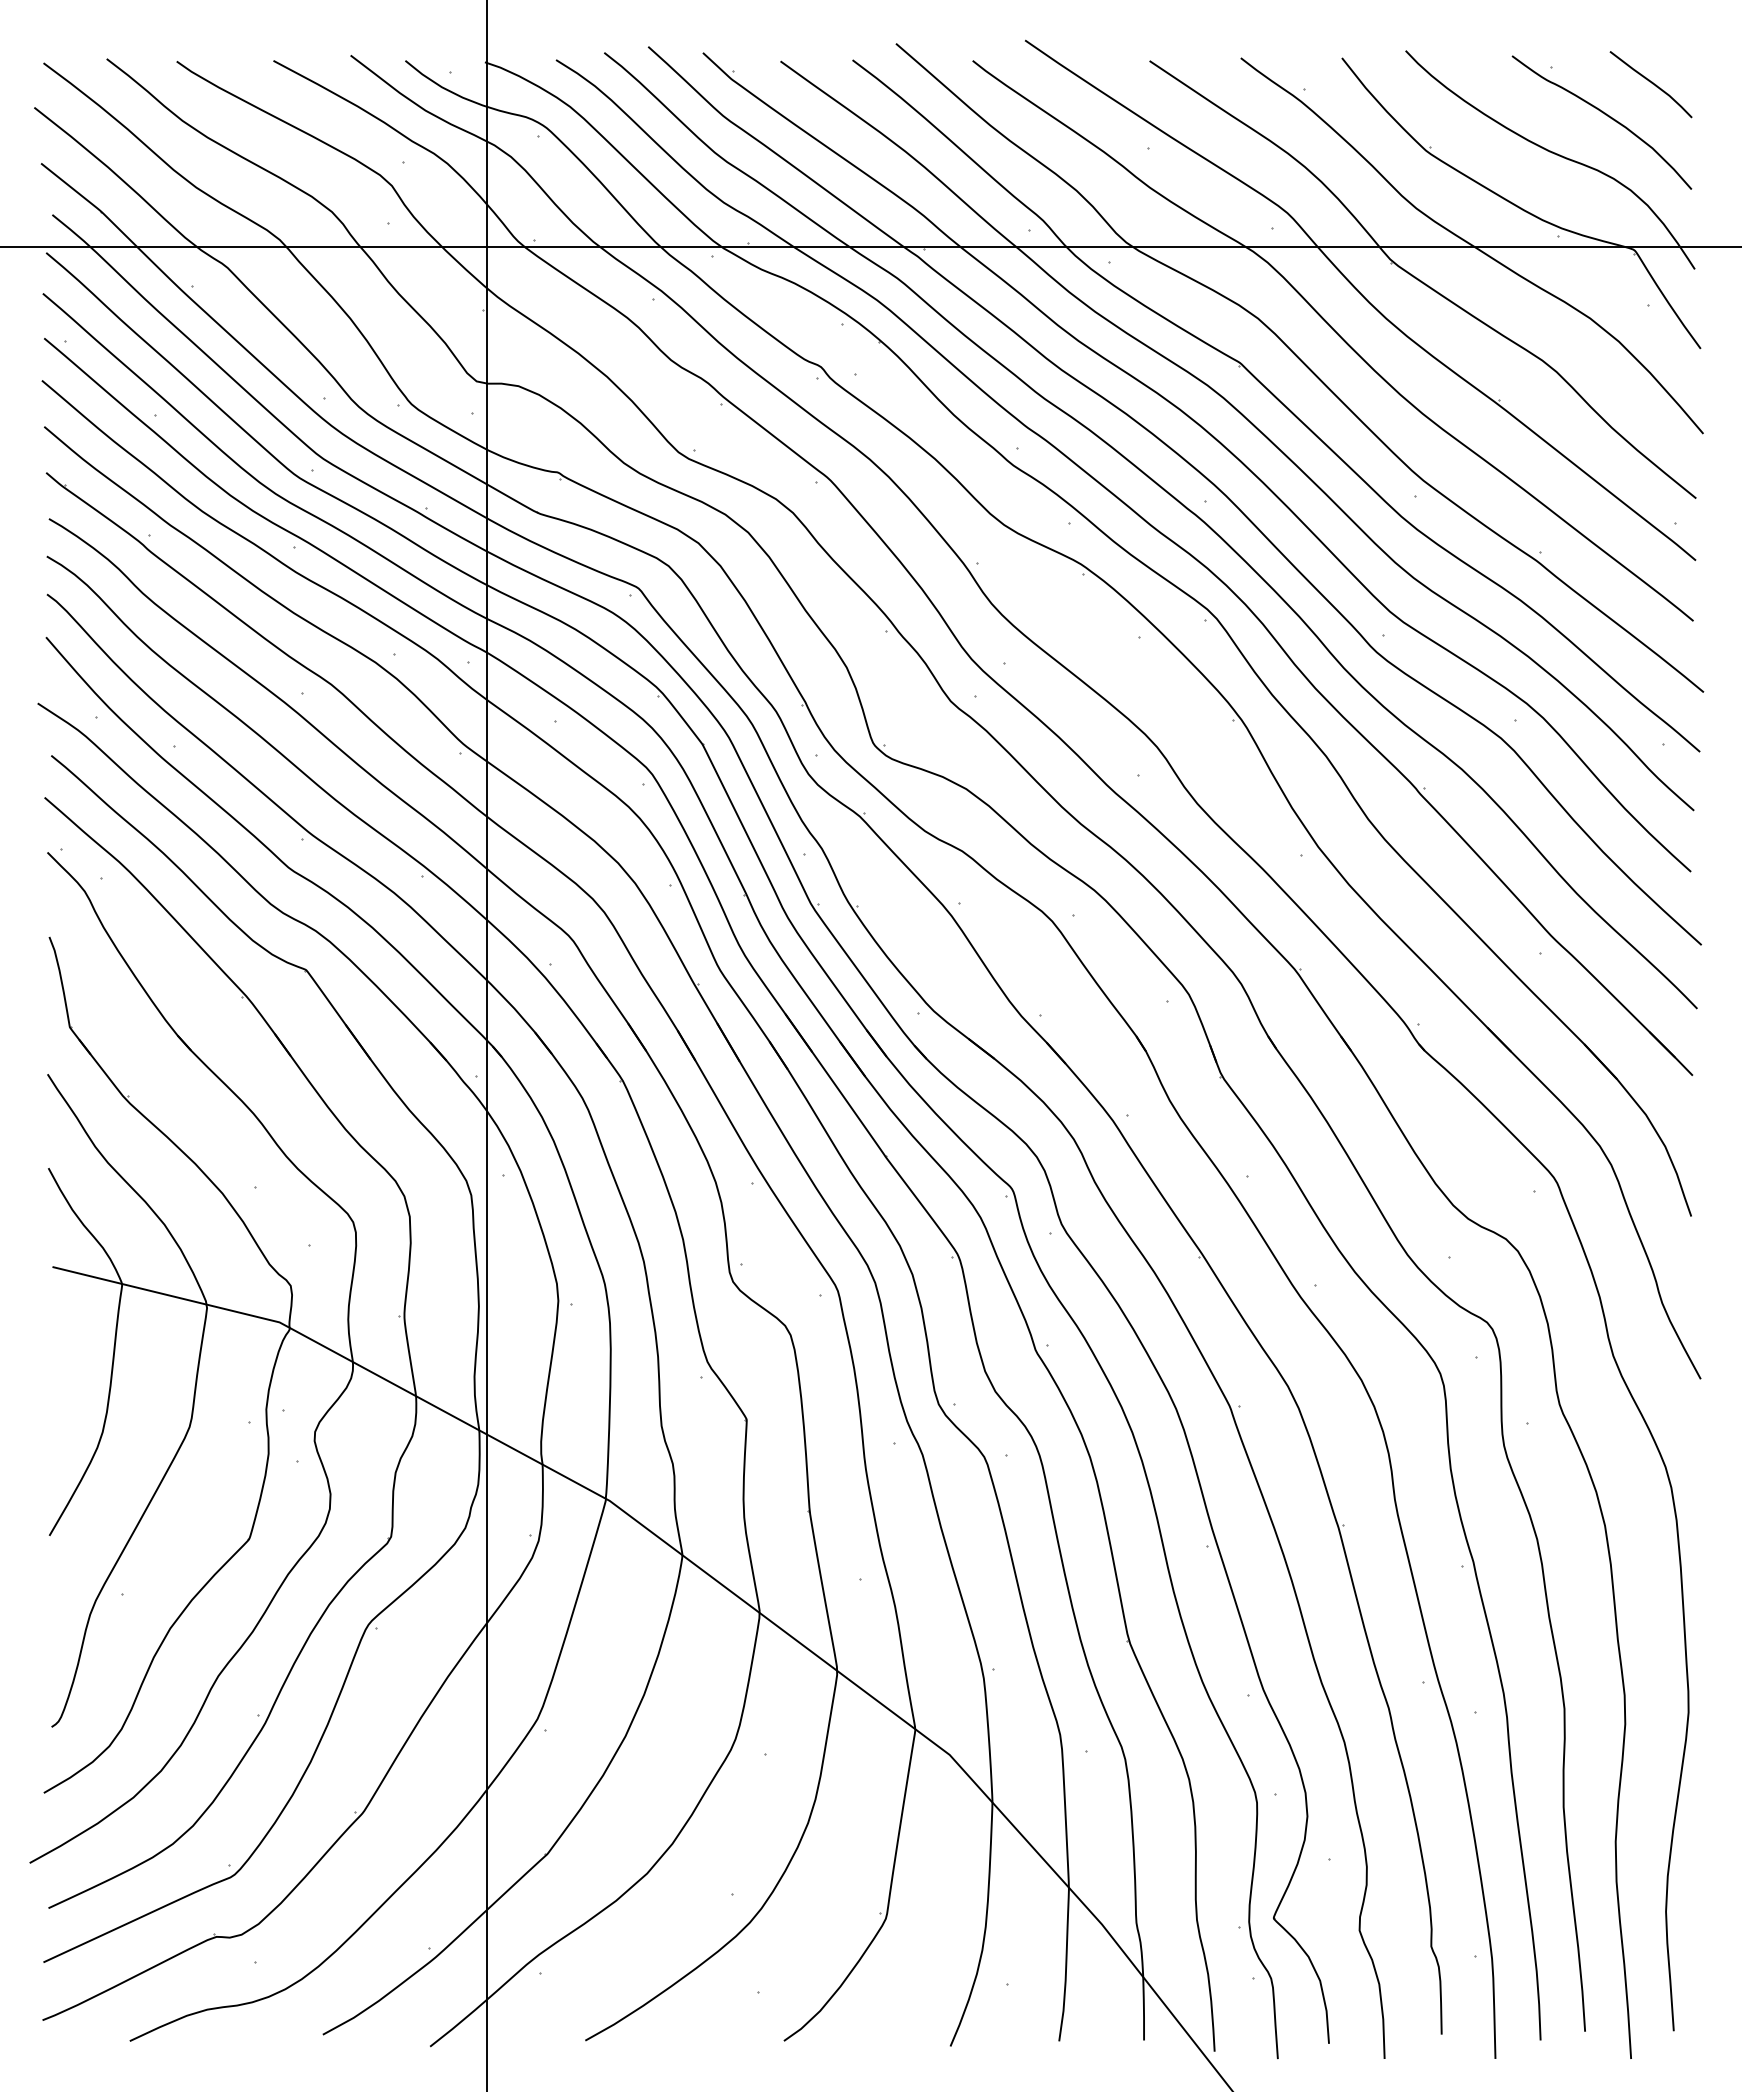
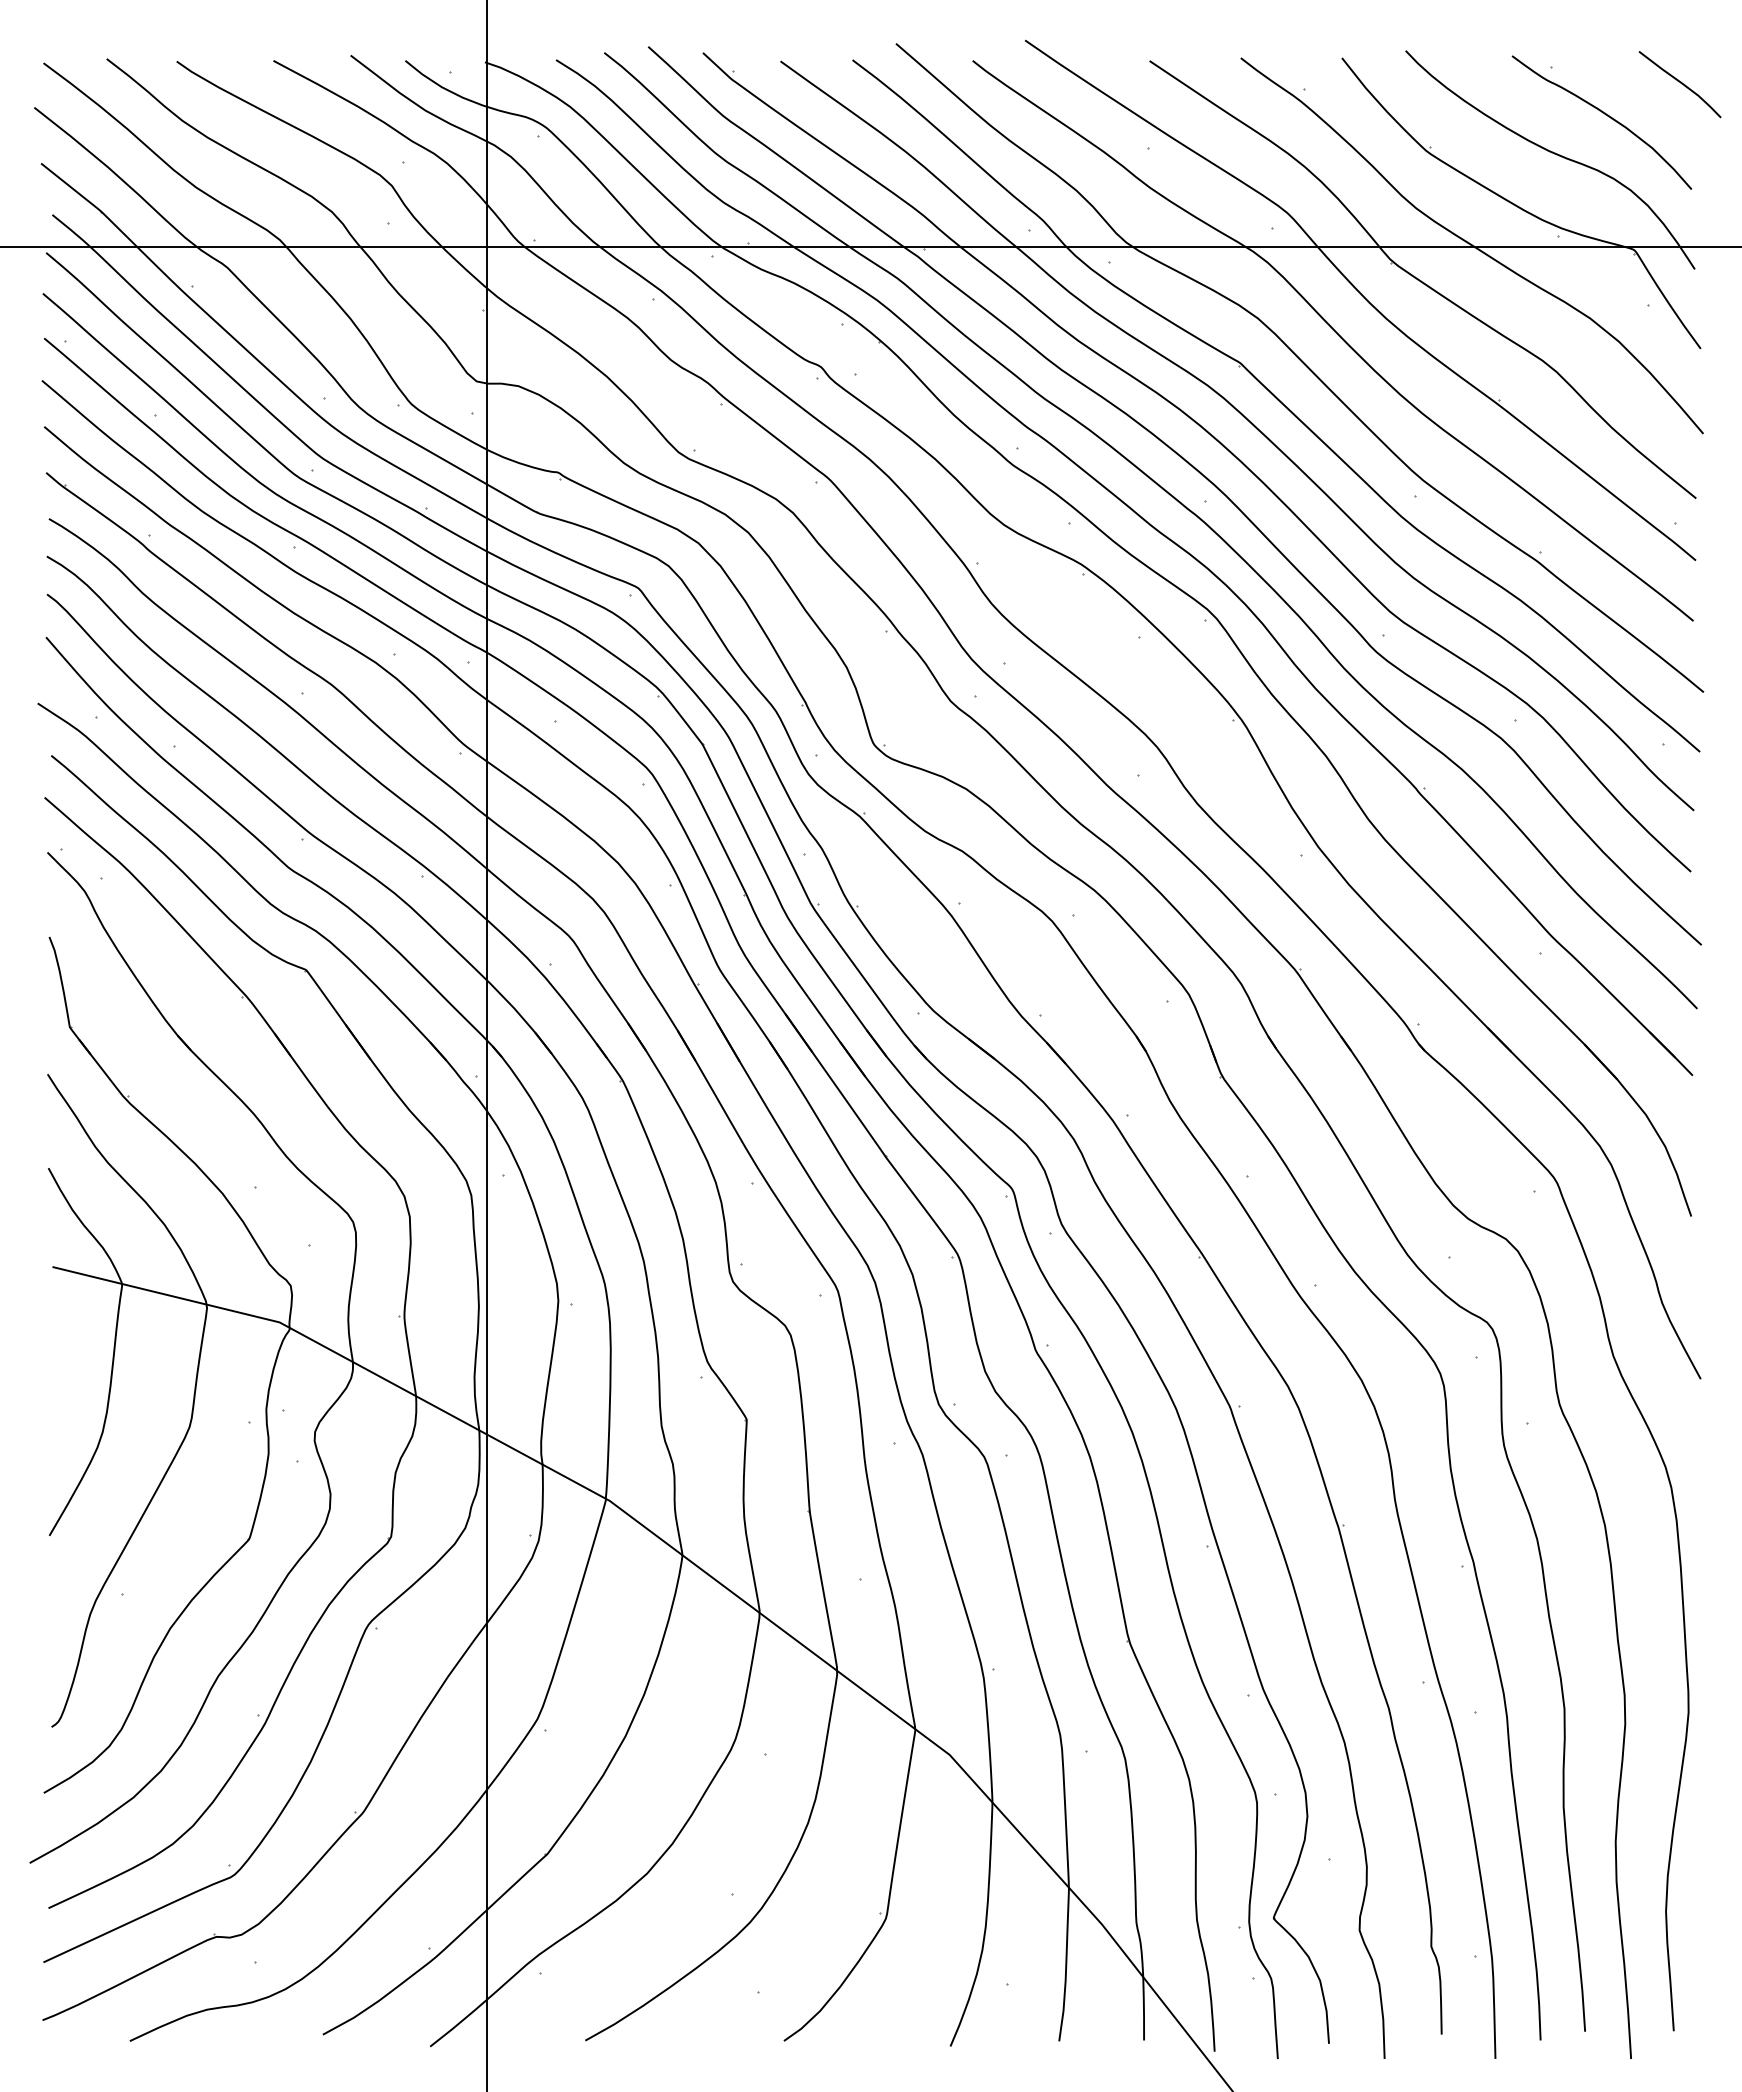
curve position: (1651, 83) -> (1680, 83) (1680, 83)
